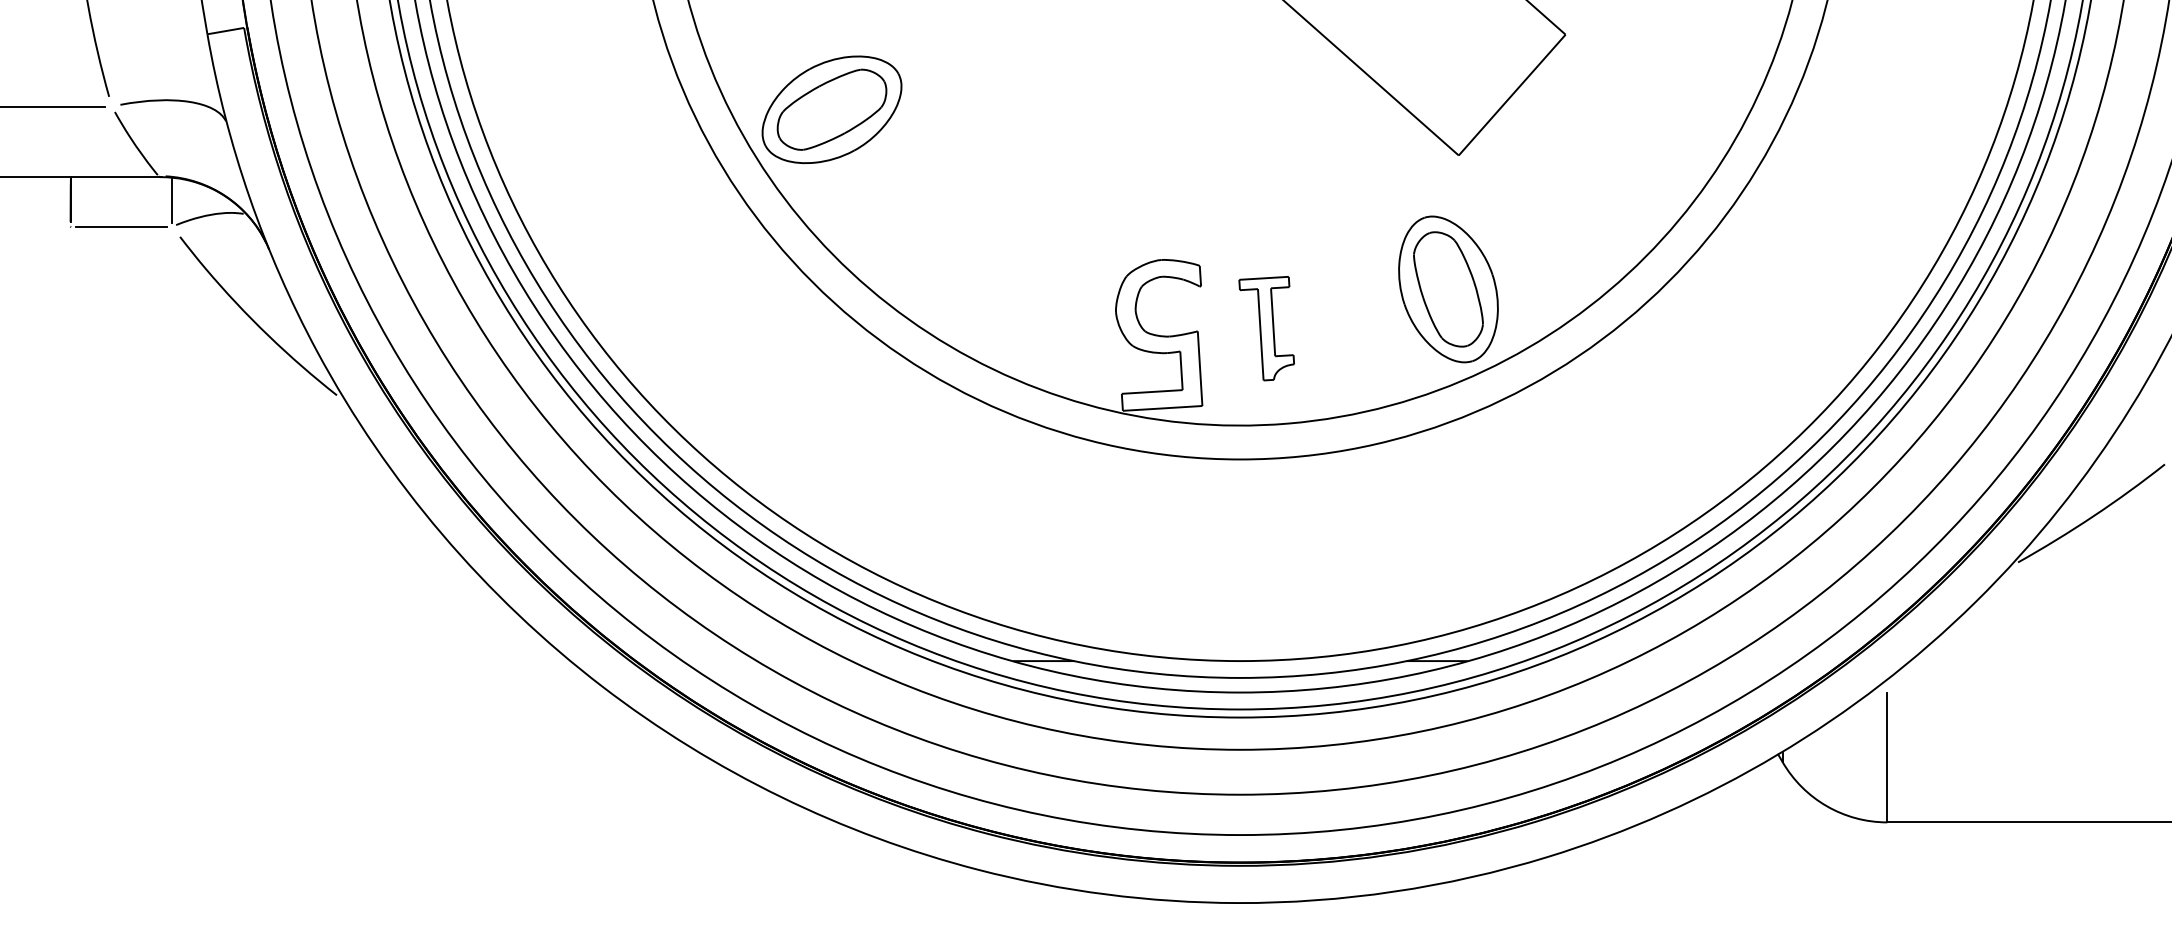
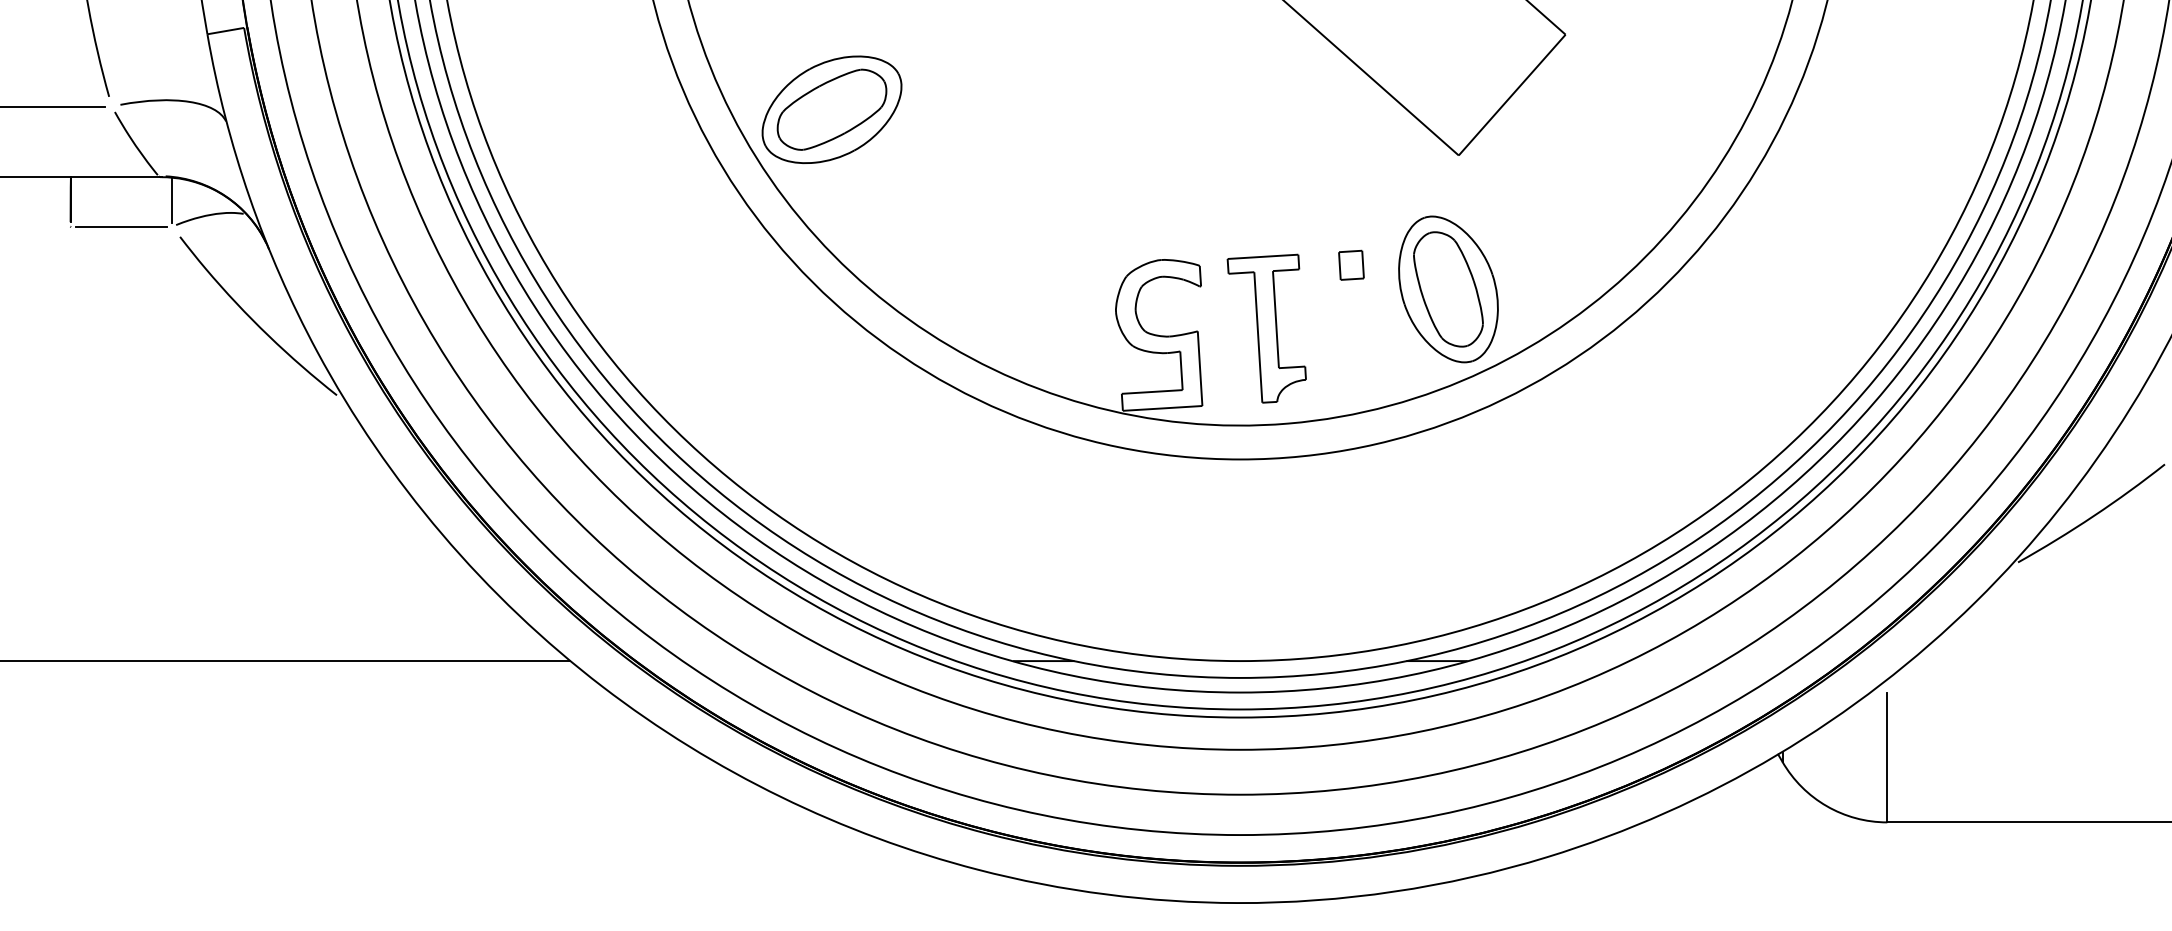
part: none -> present (1351, 264)
part size: 57x106 px -> 81x151 px (1266, 328)
line: none -> present (286, 661)
